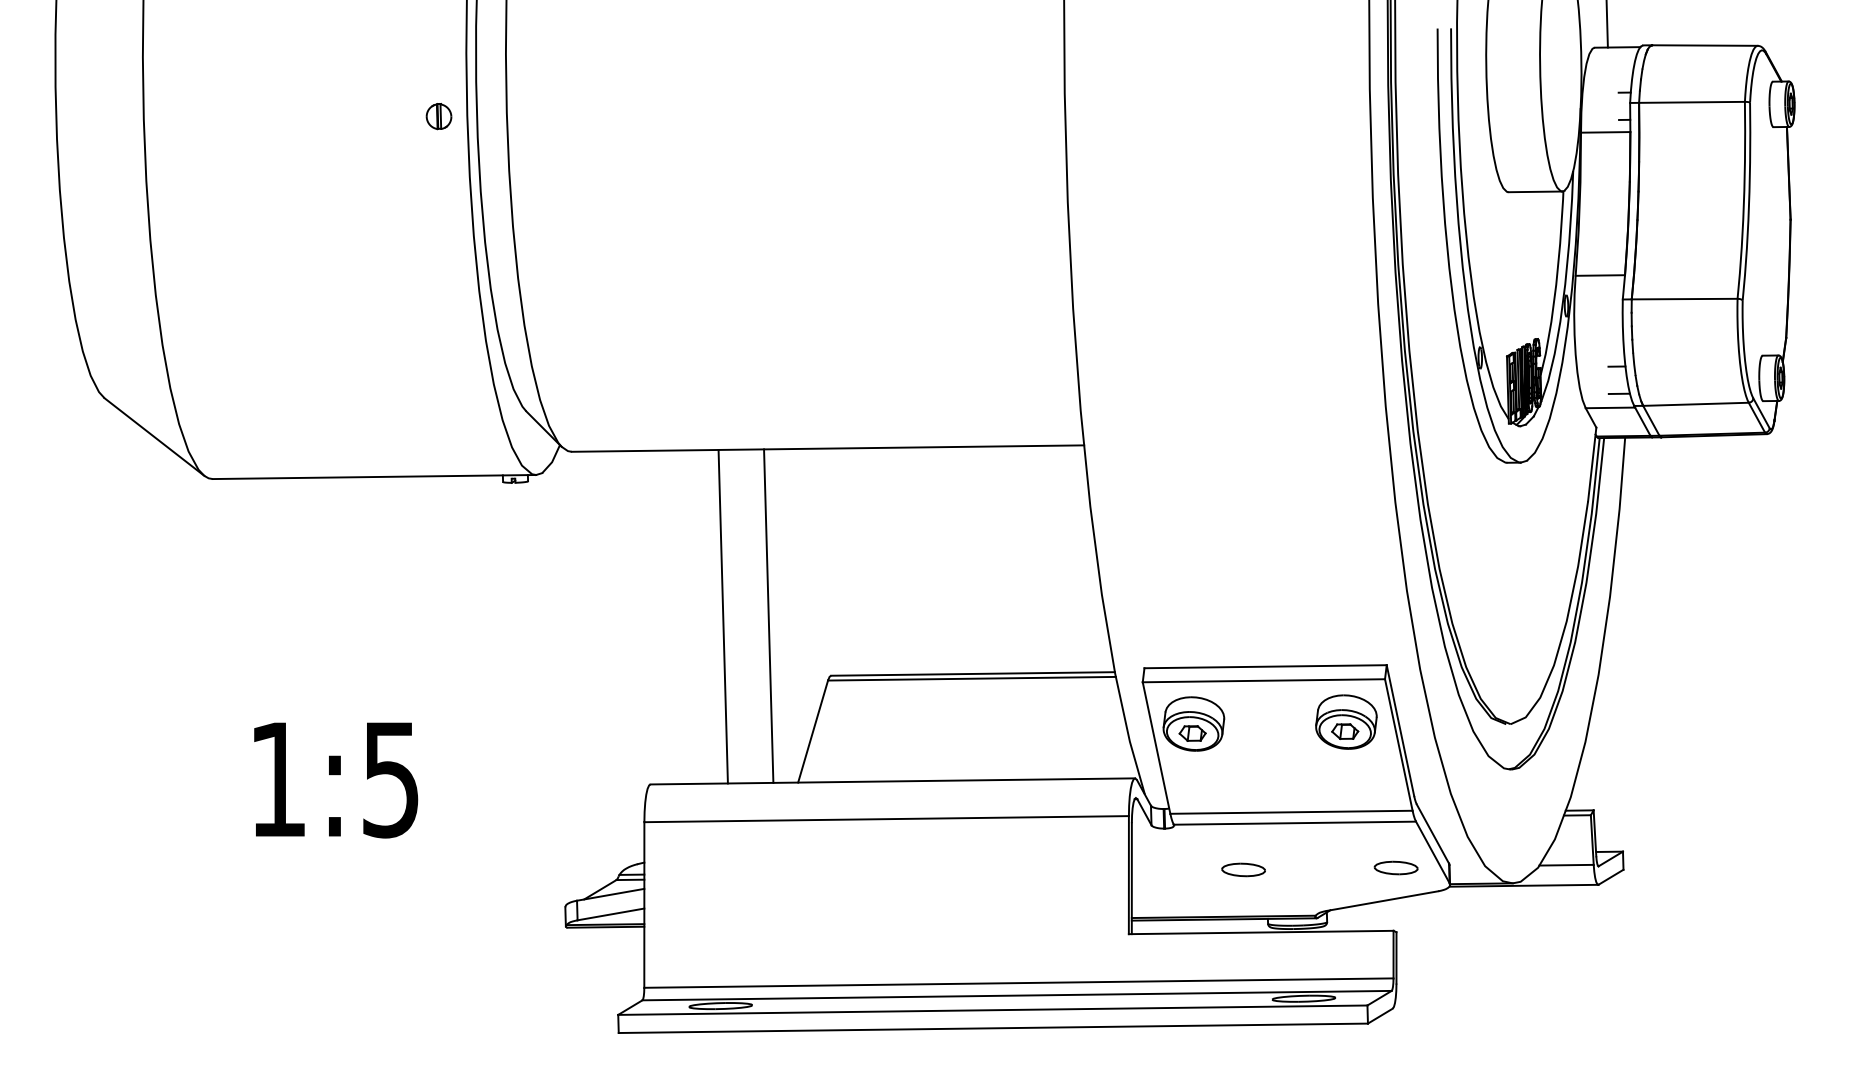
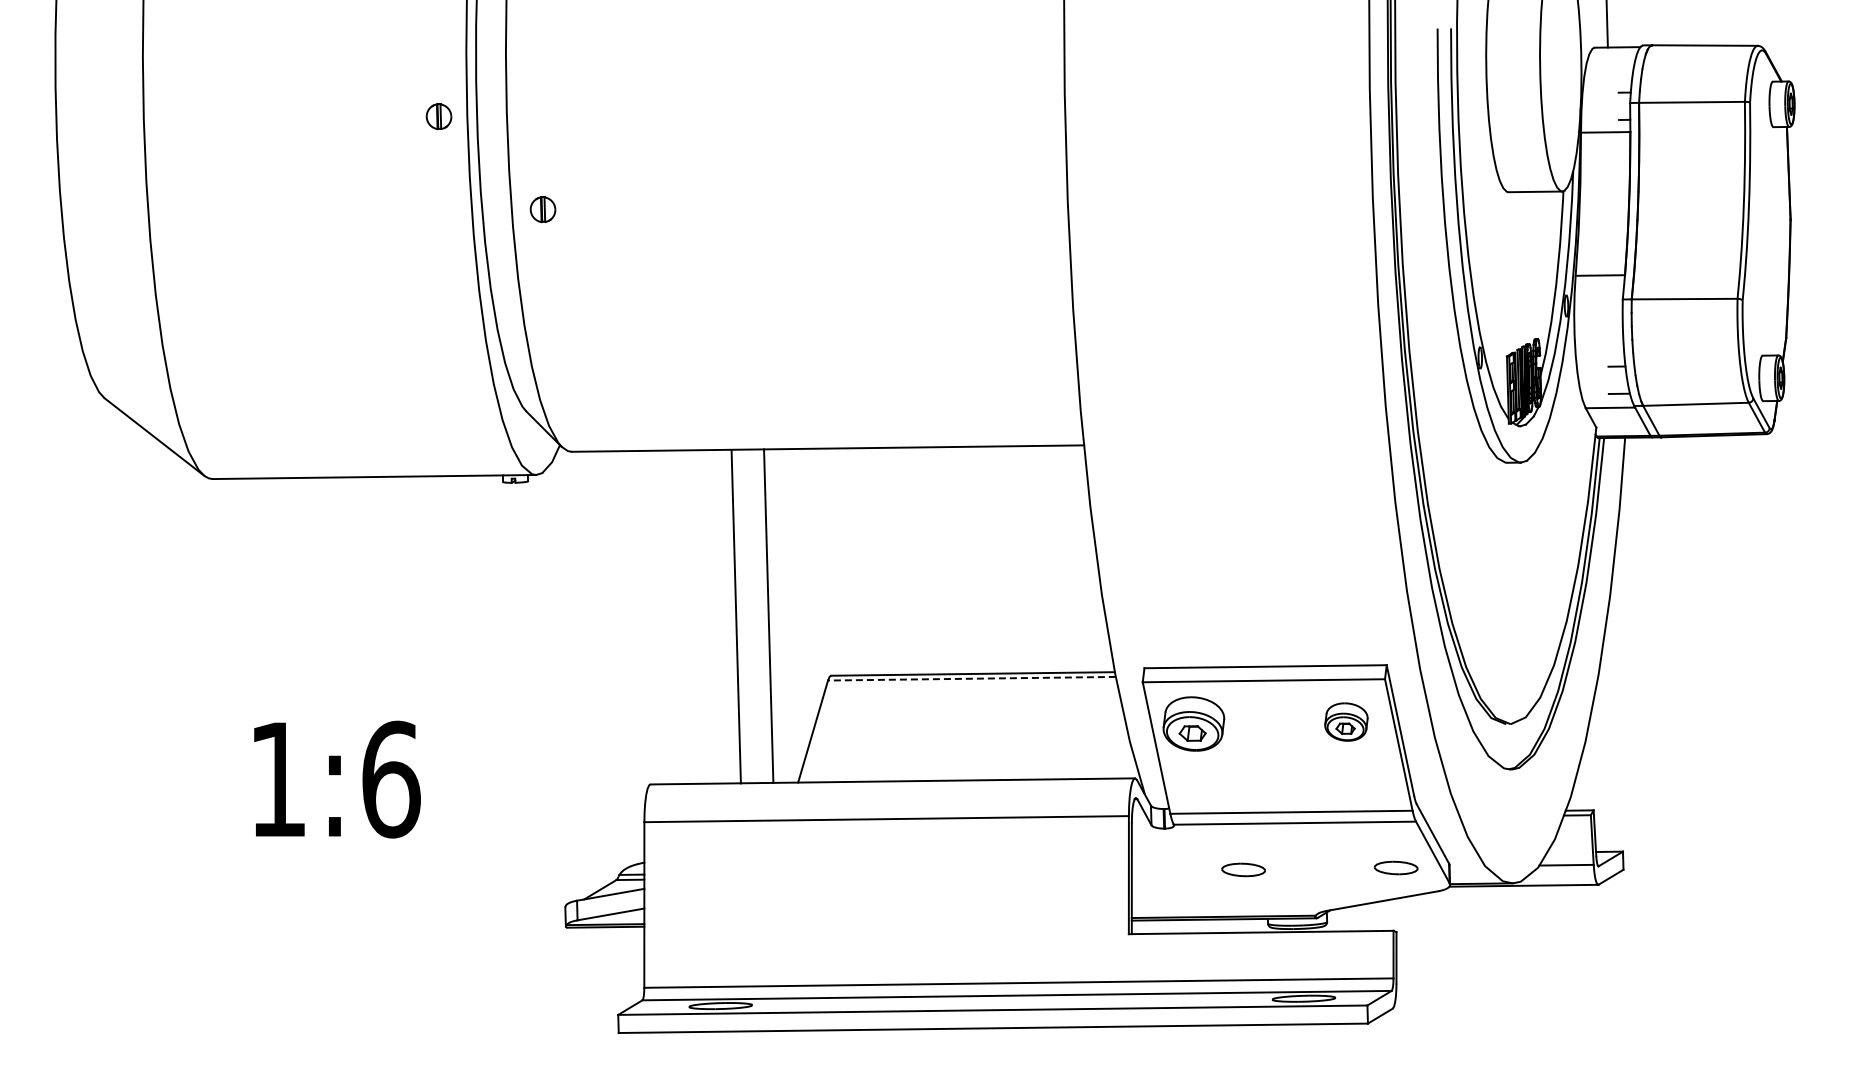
part: none -> present (542, 209)
line position: (722, 616) -> (735, 616) (735, 616)
line: solid -> dashed (971, 678)
part size: 63x56 px -> 45x40 px (1346, 721)
text: 1:5 -> 1:6 (391, 779)
